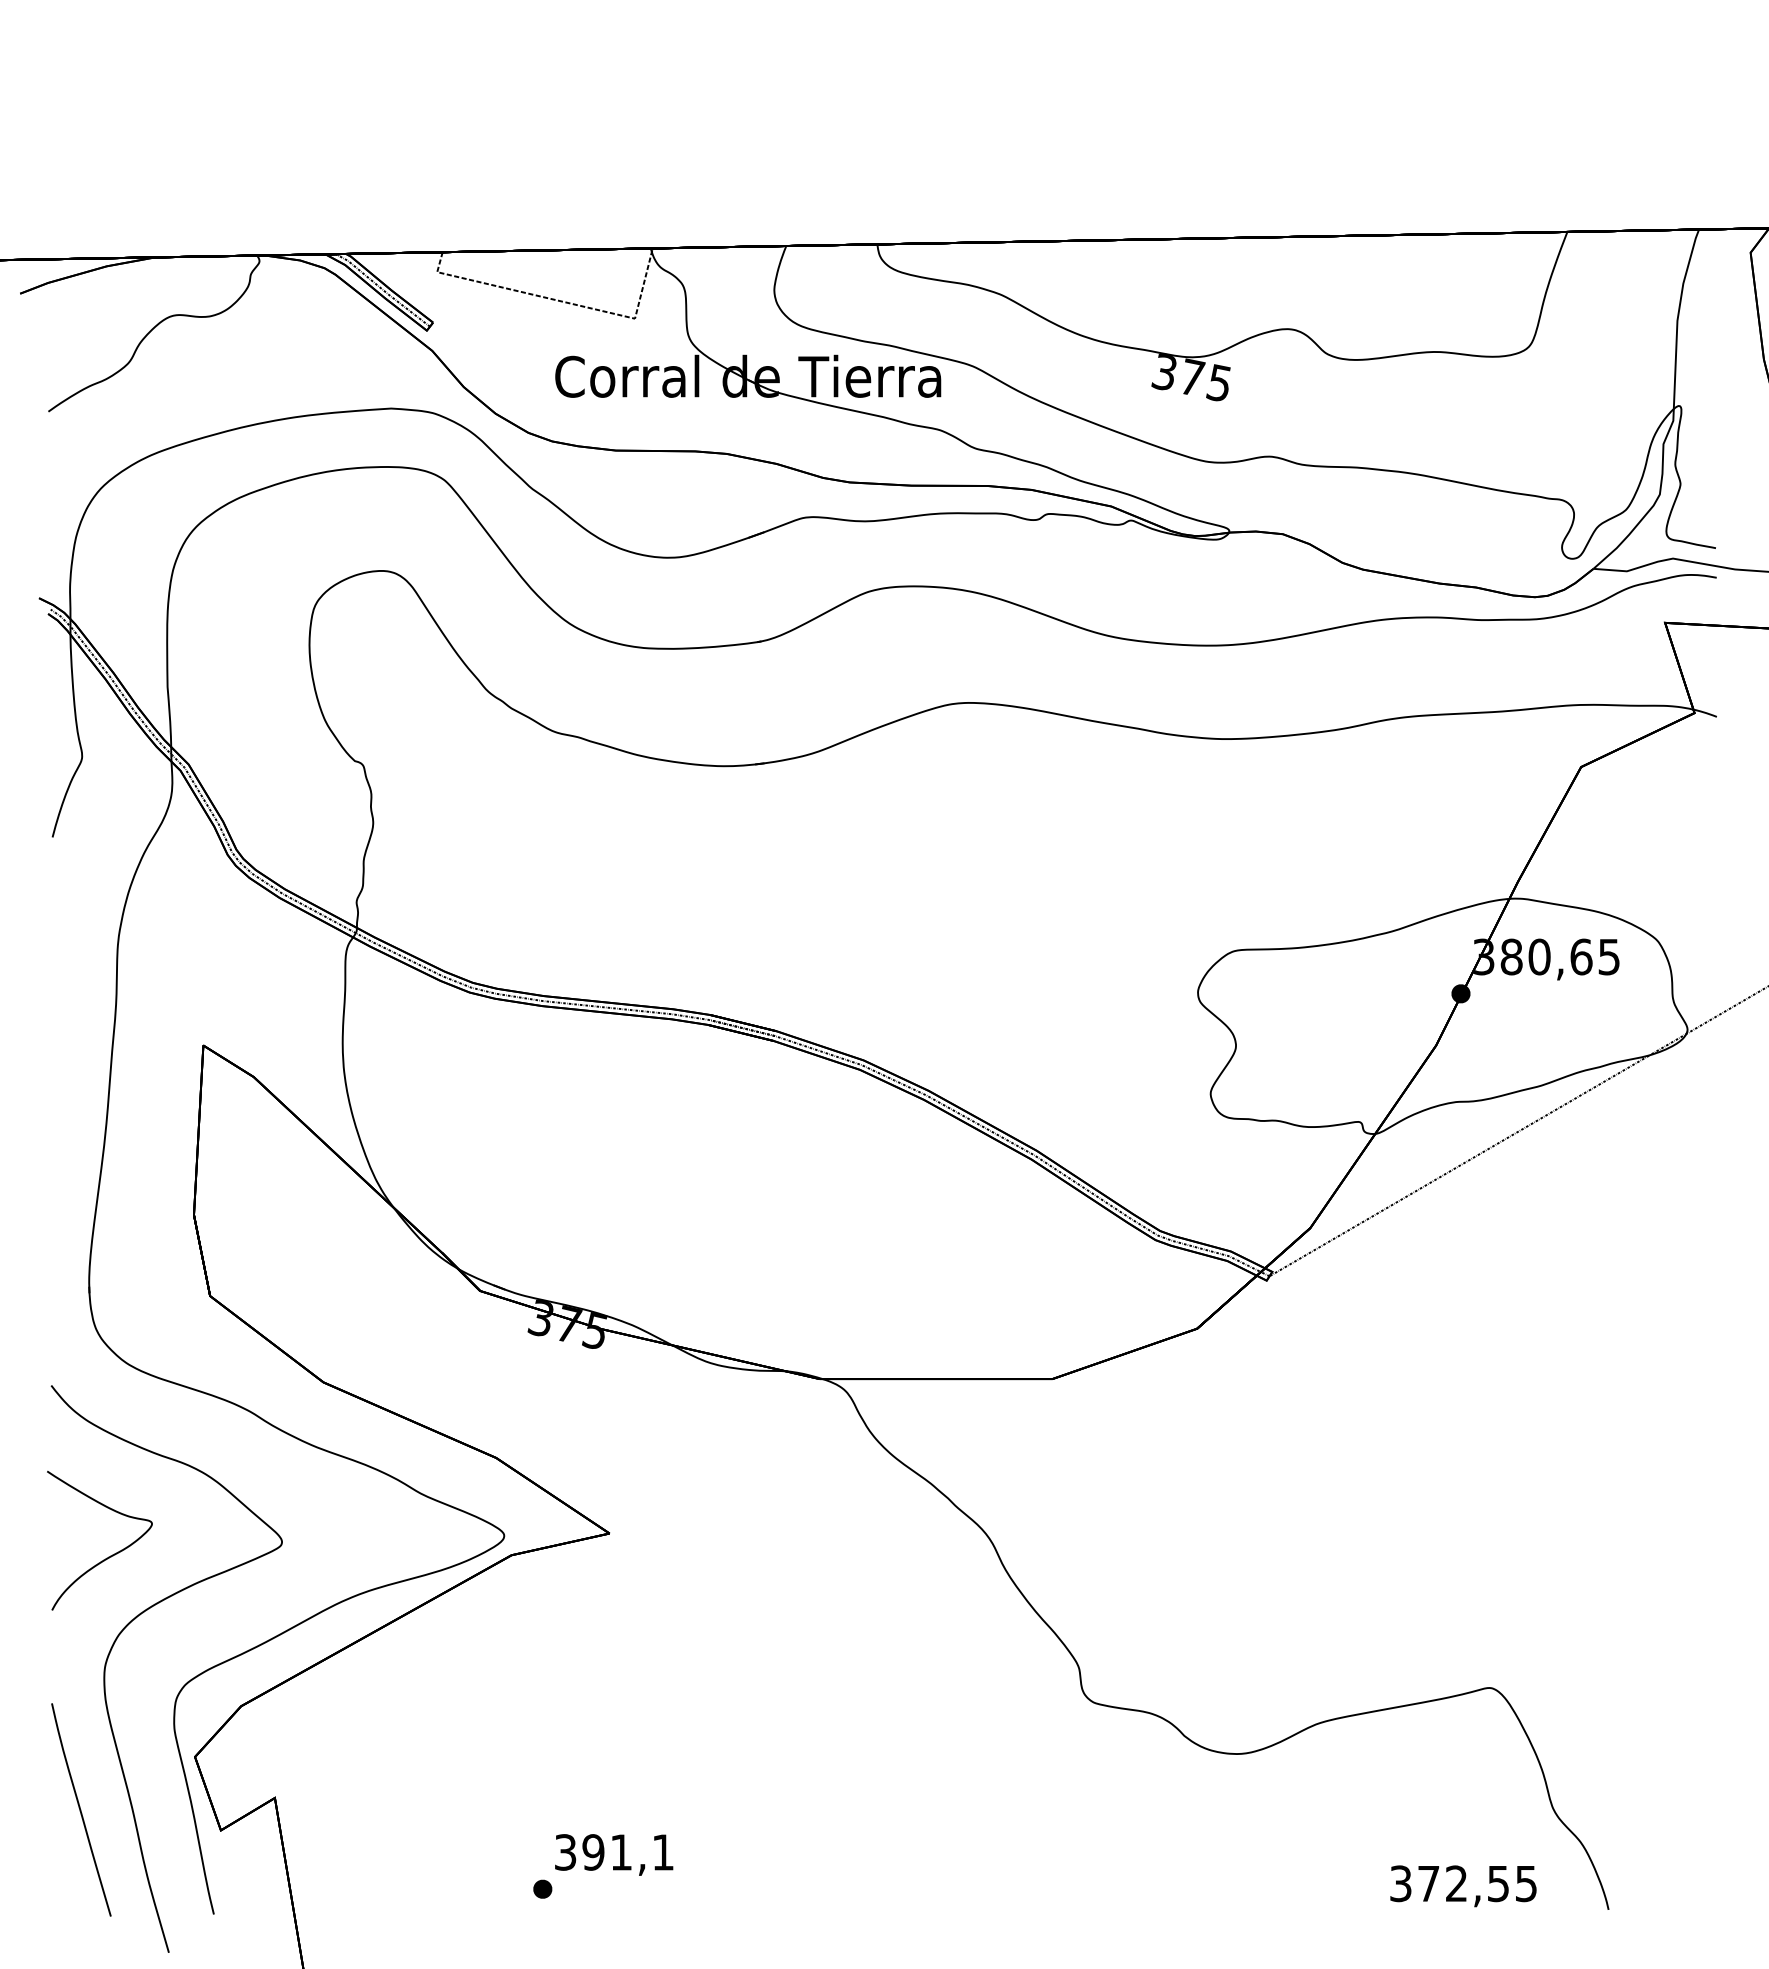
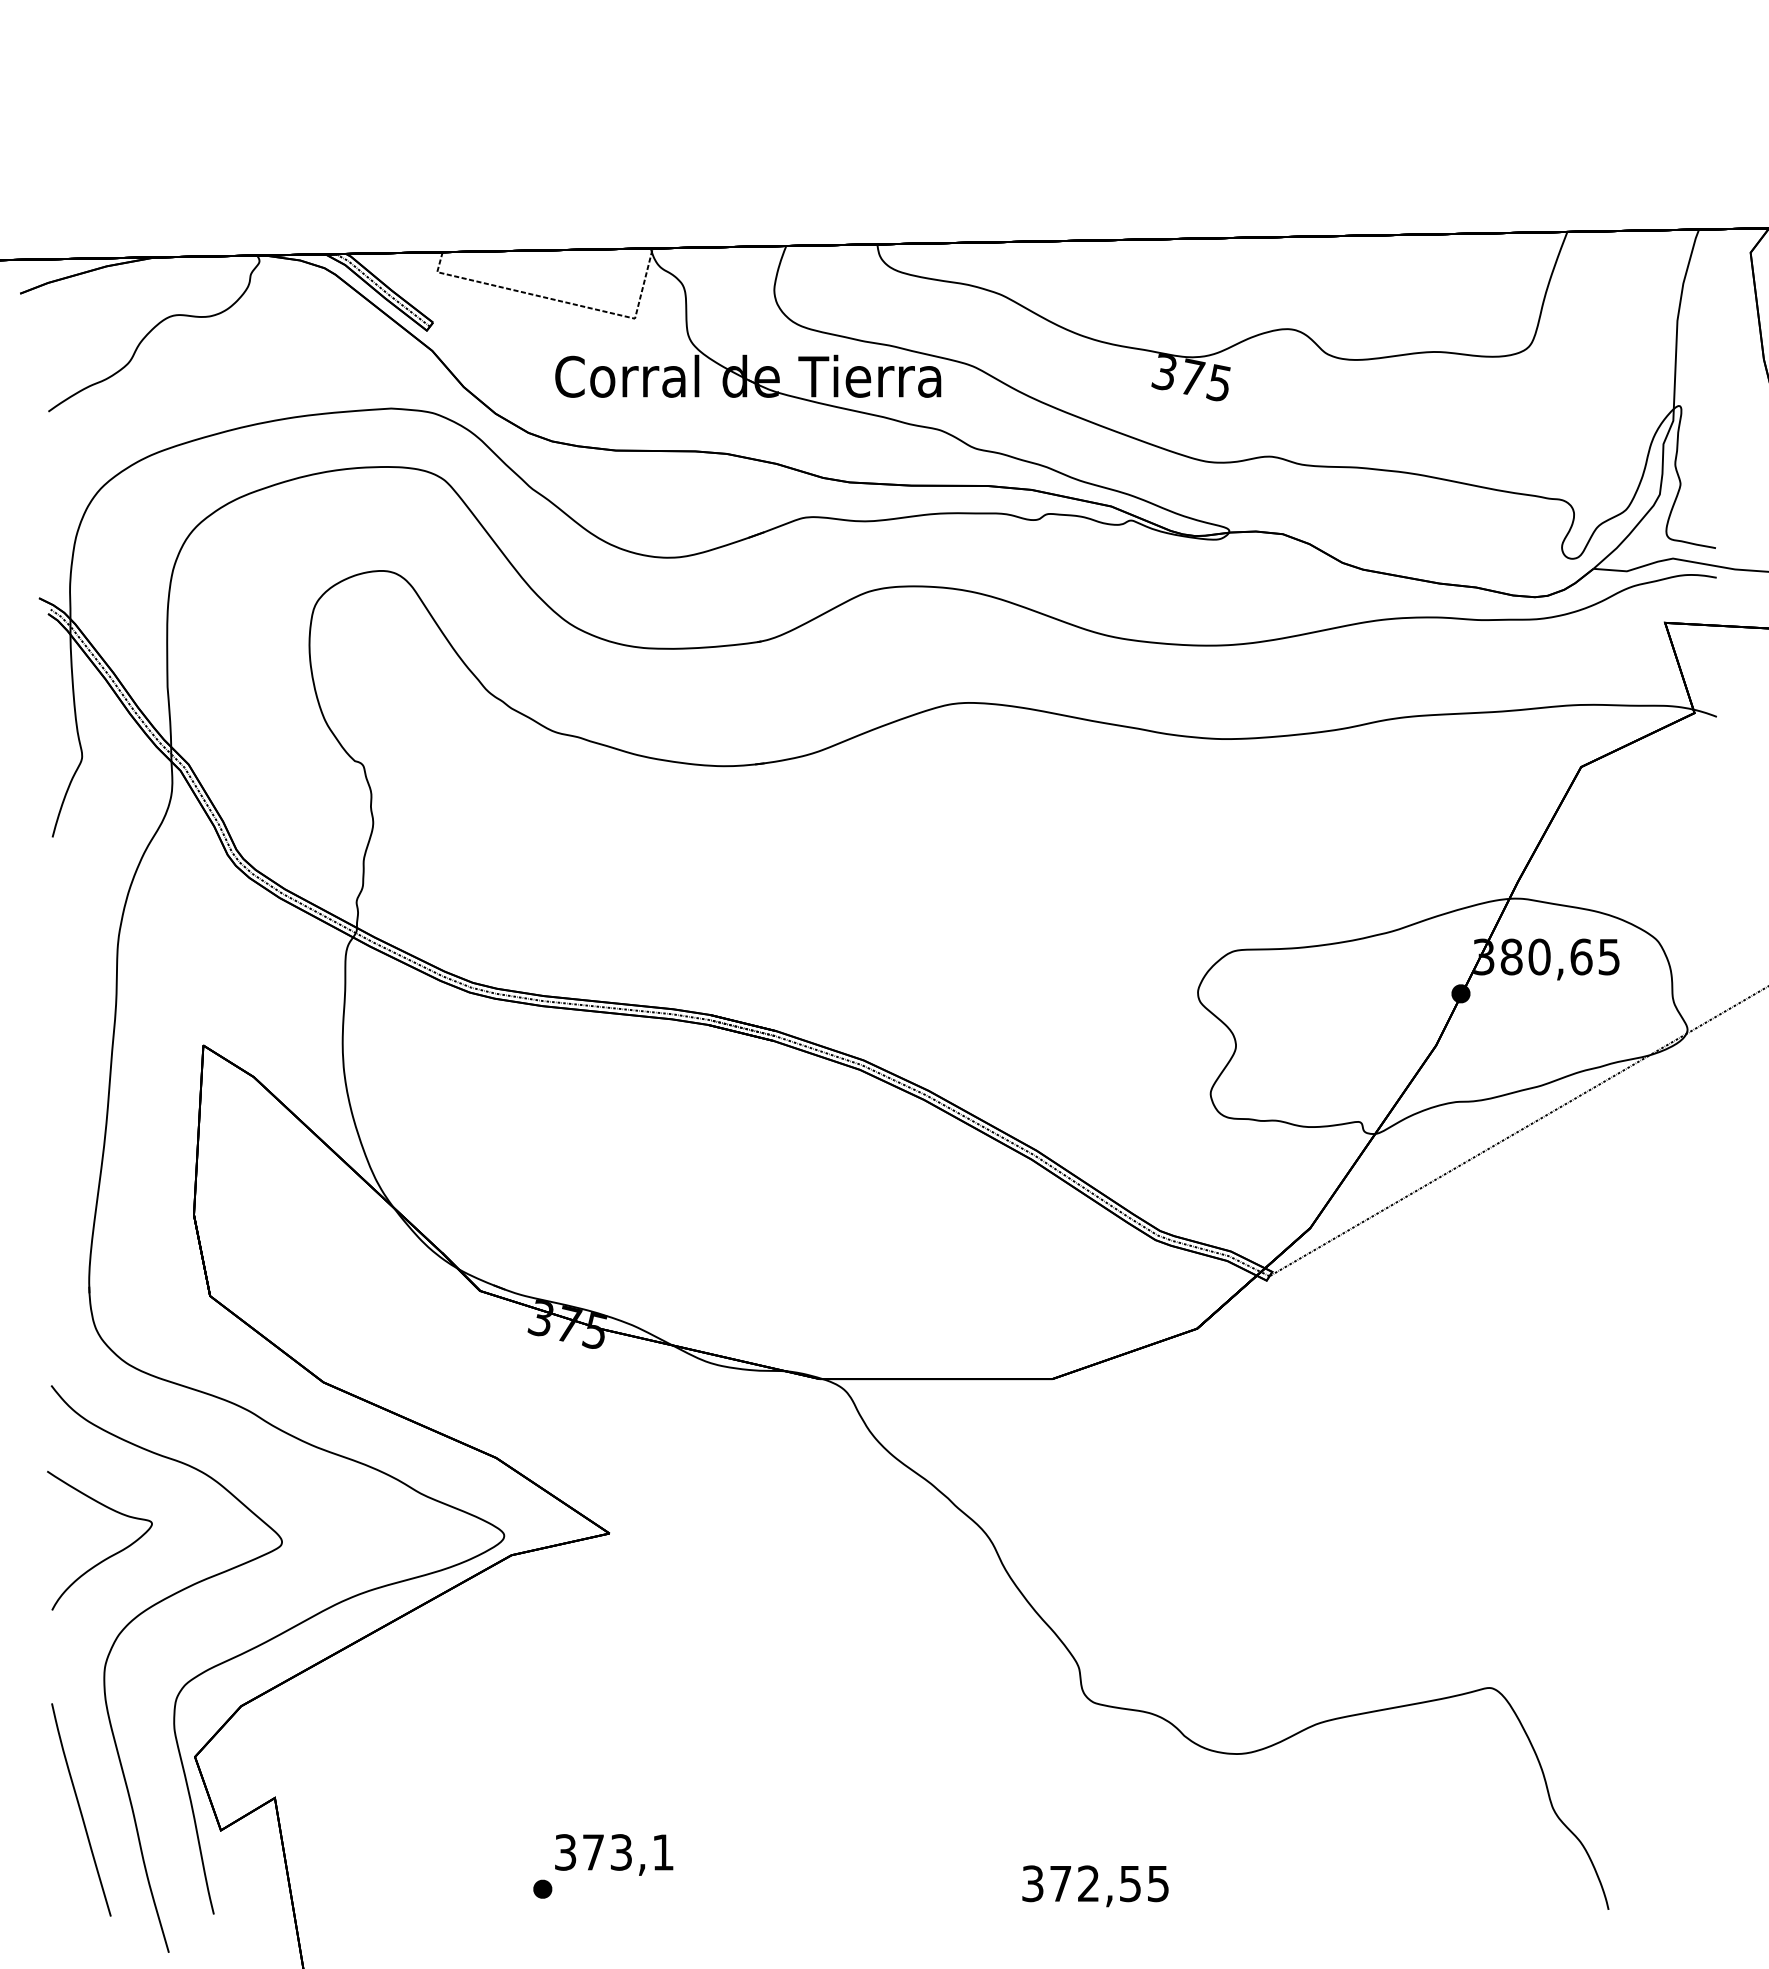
text: 391,1 -> 373,1 (606, 1852)
text position: (1463, 1886) -> (1095, 1886) (1095, 1886)
